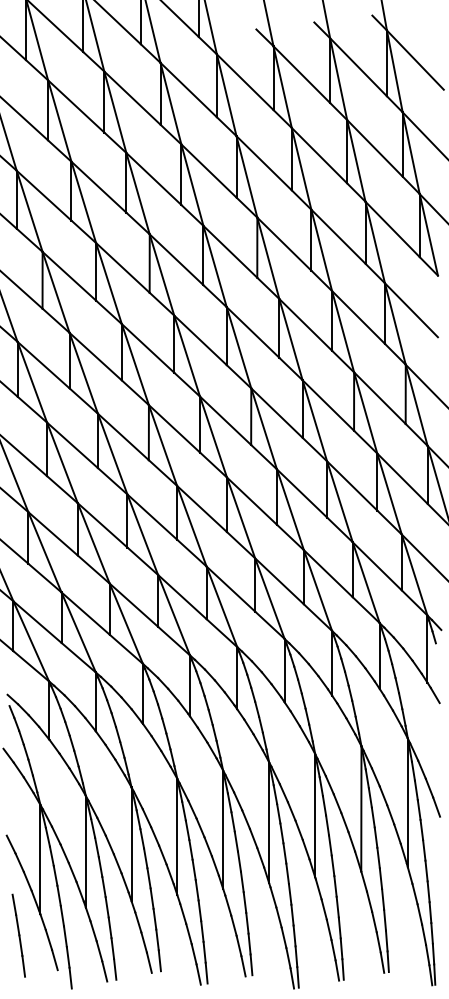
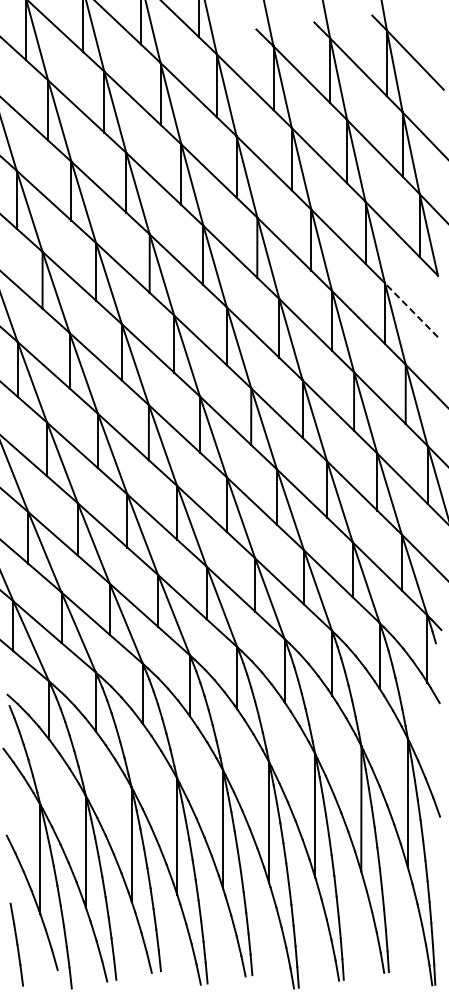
line: solid -> dashed (411, 310)
line position: (18, 935) -> (16, 944) (16, 944)
